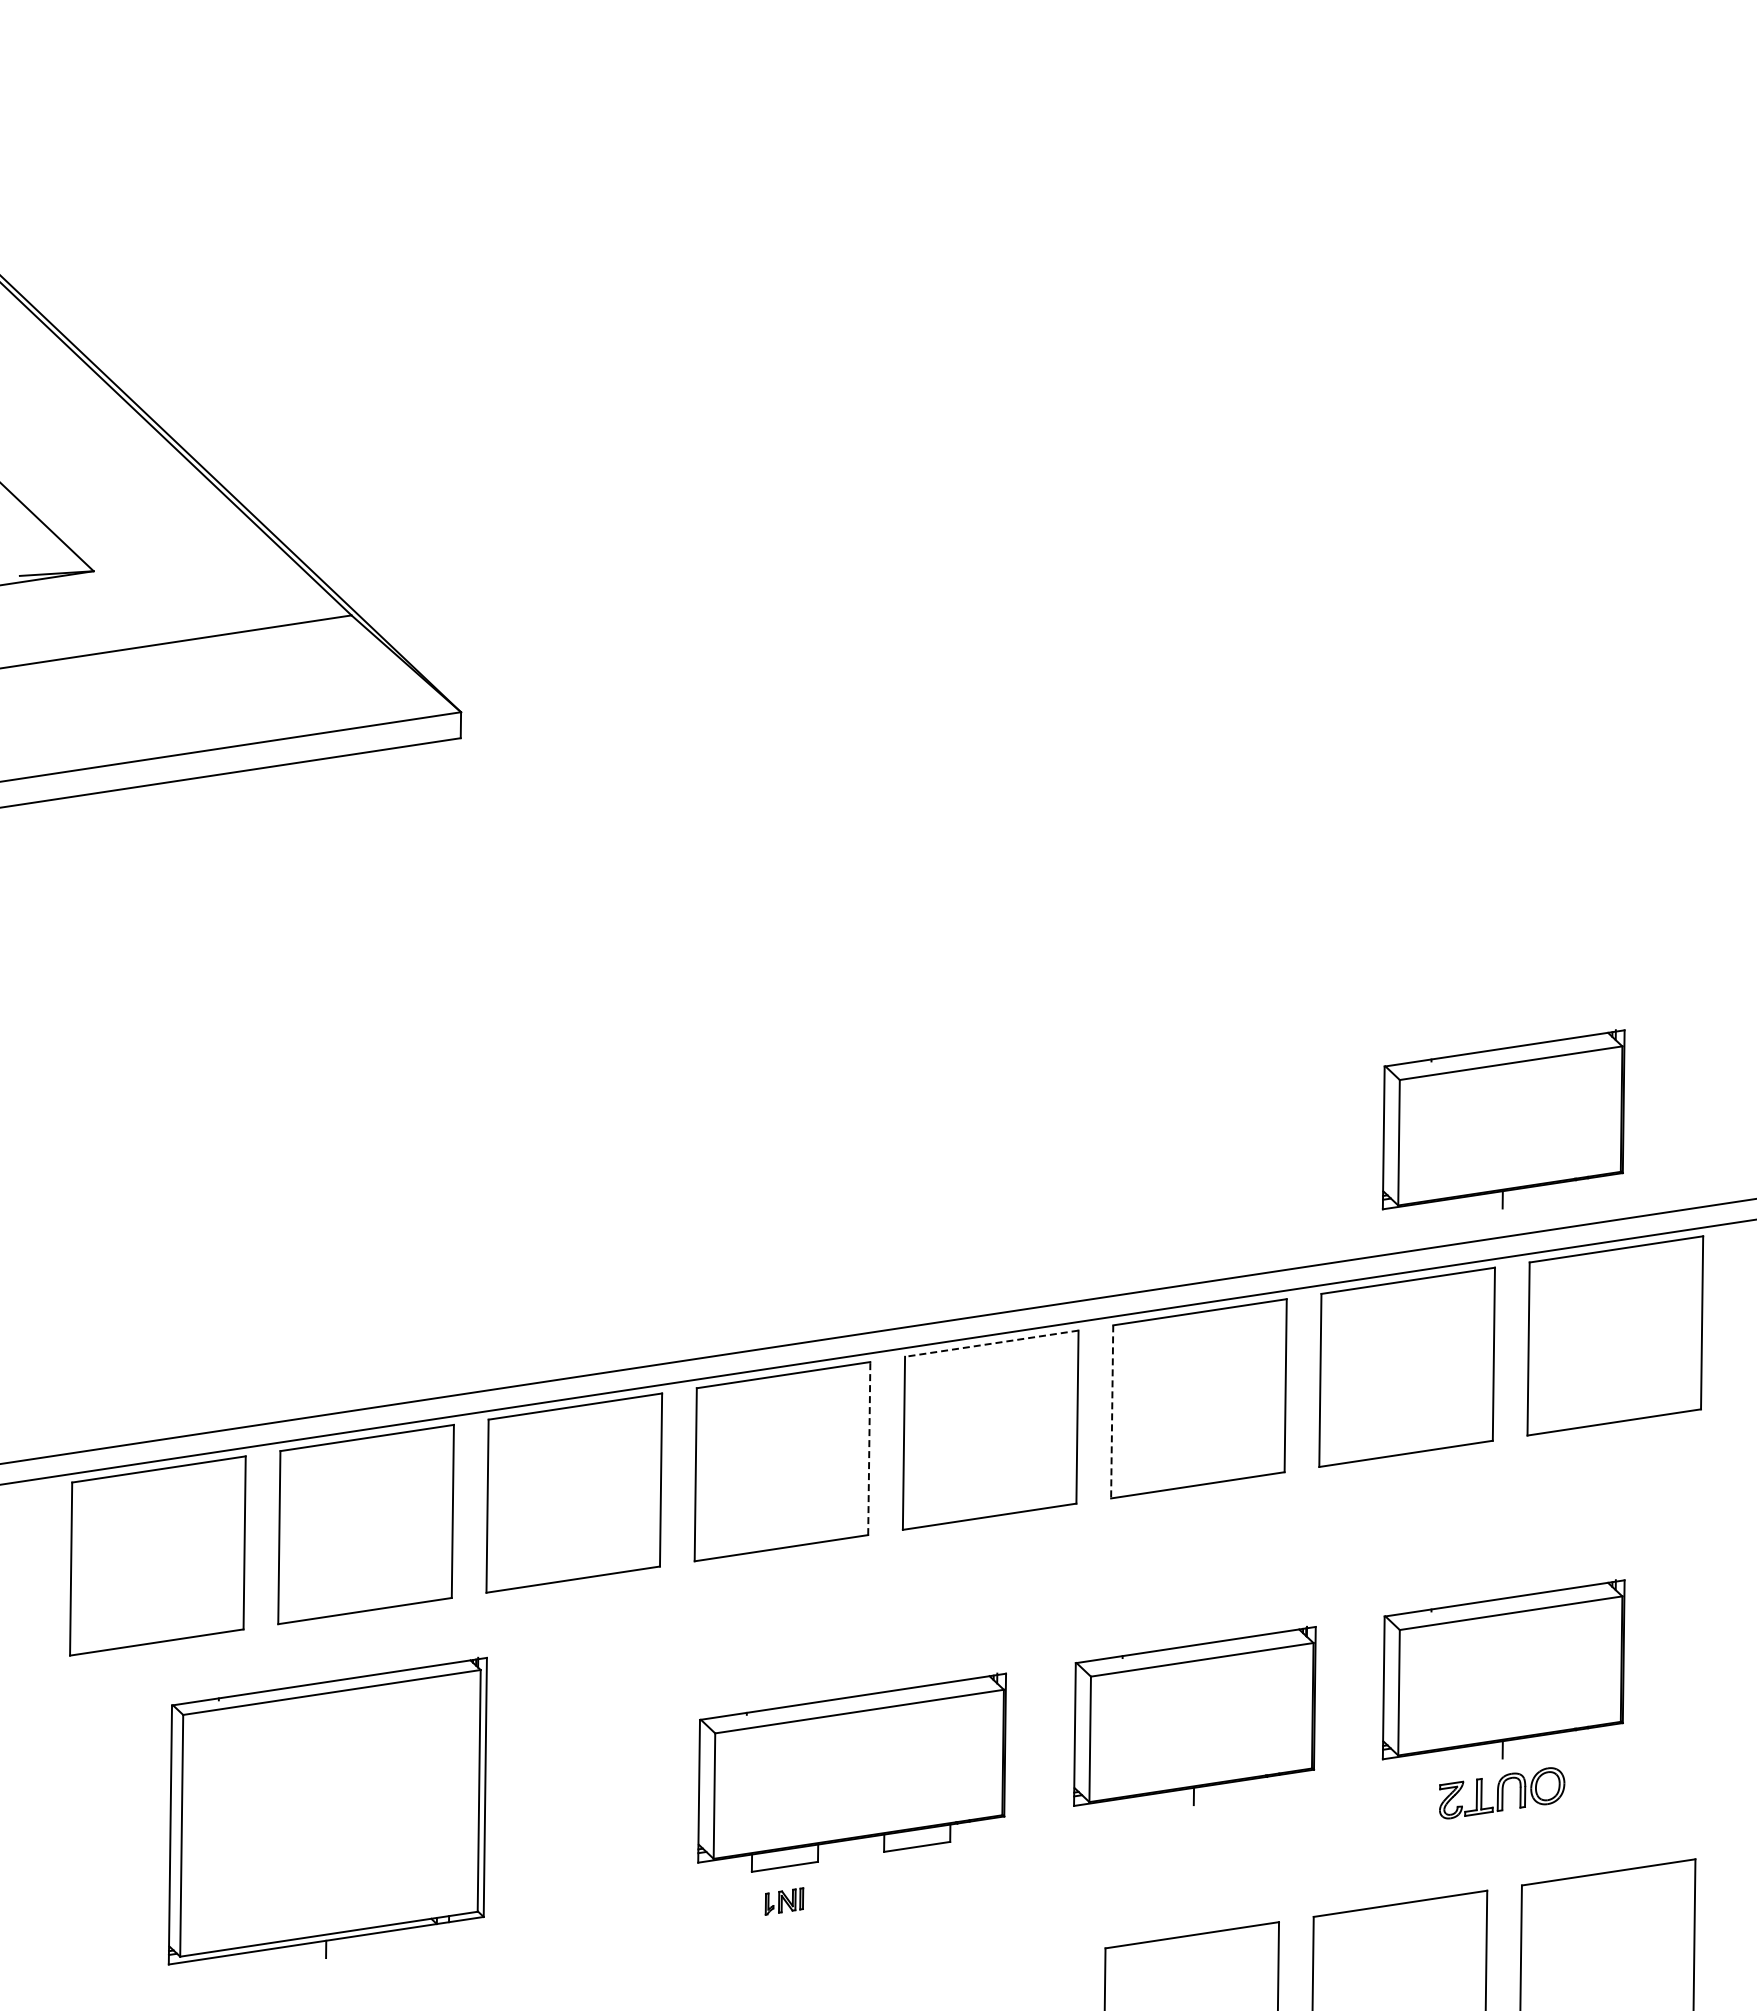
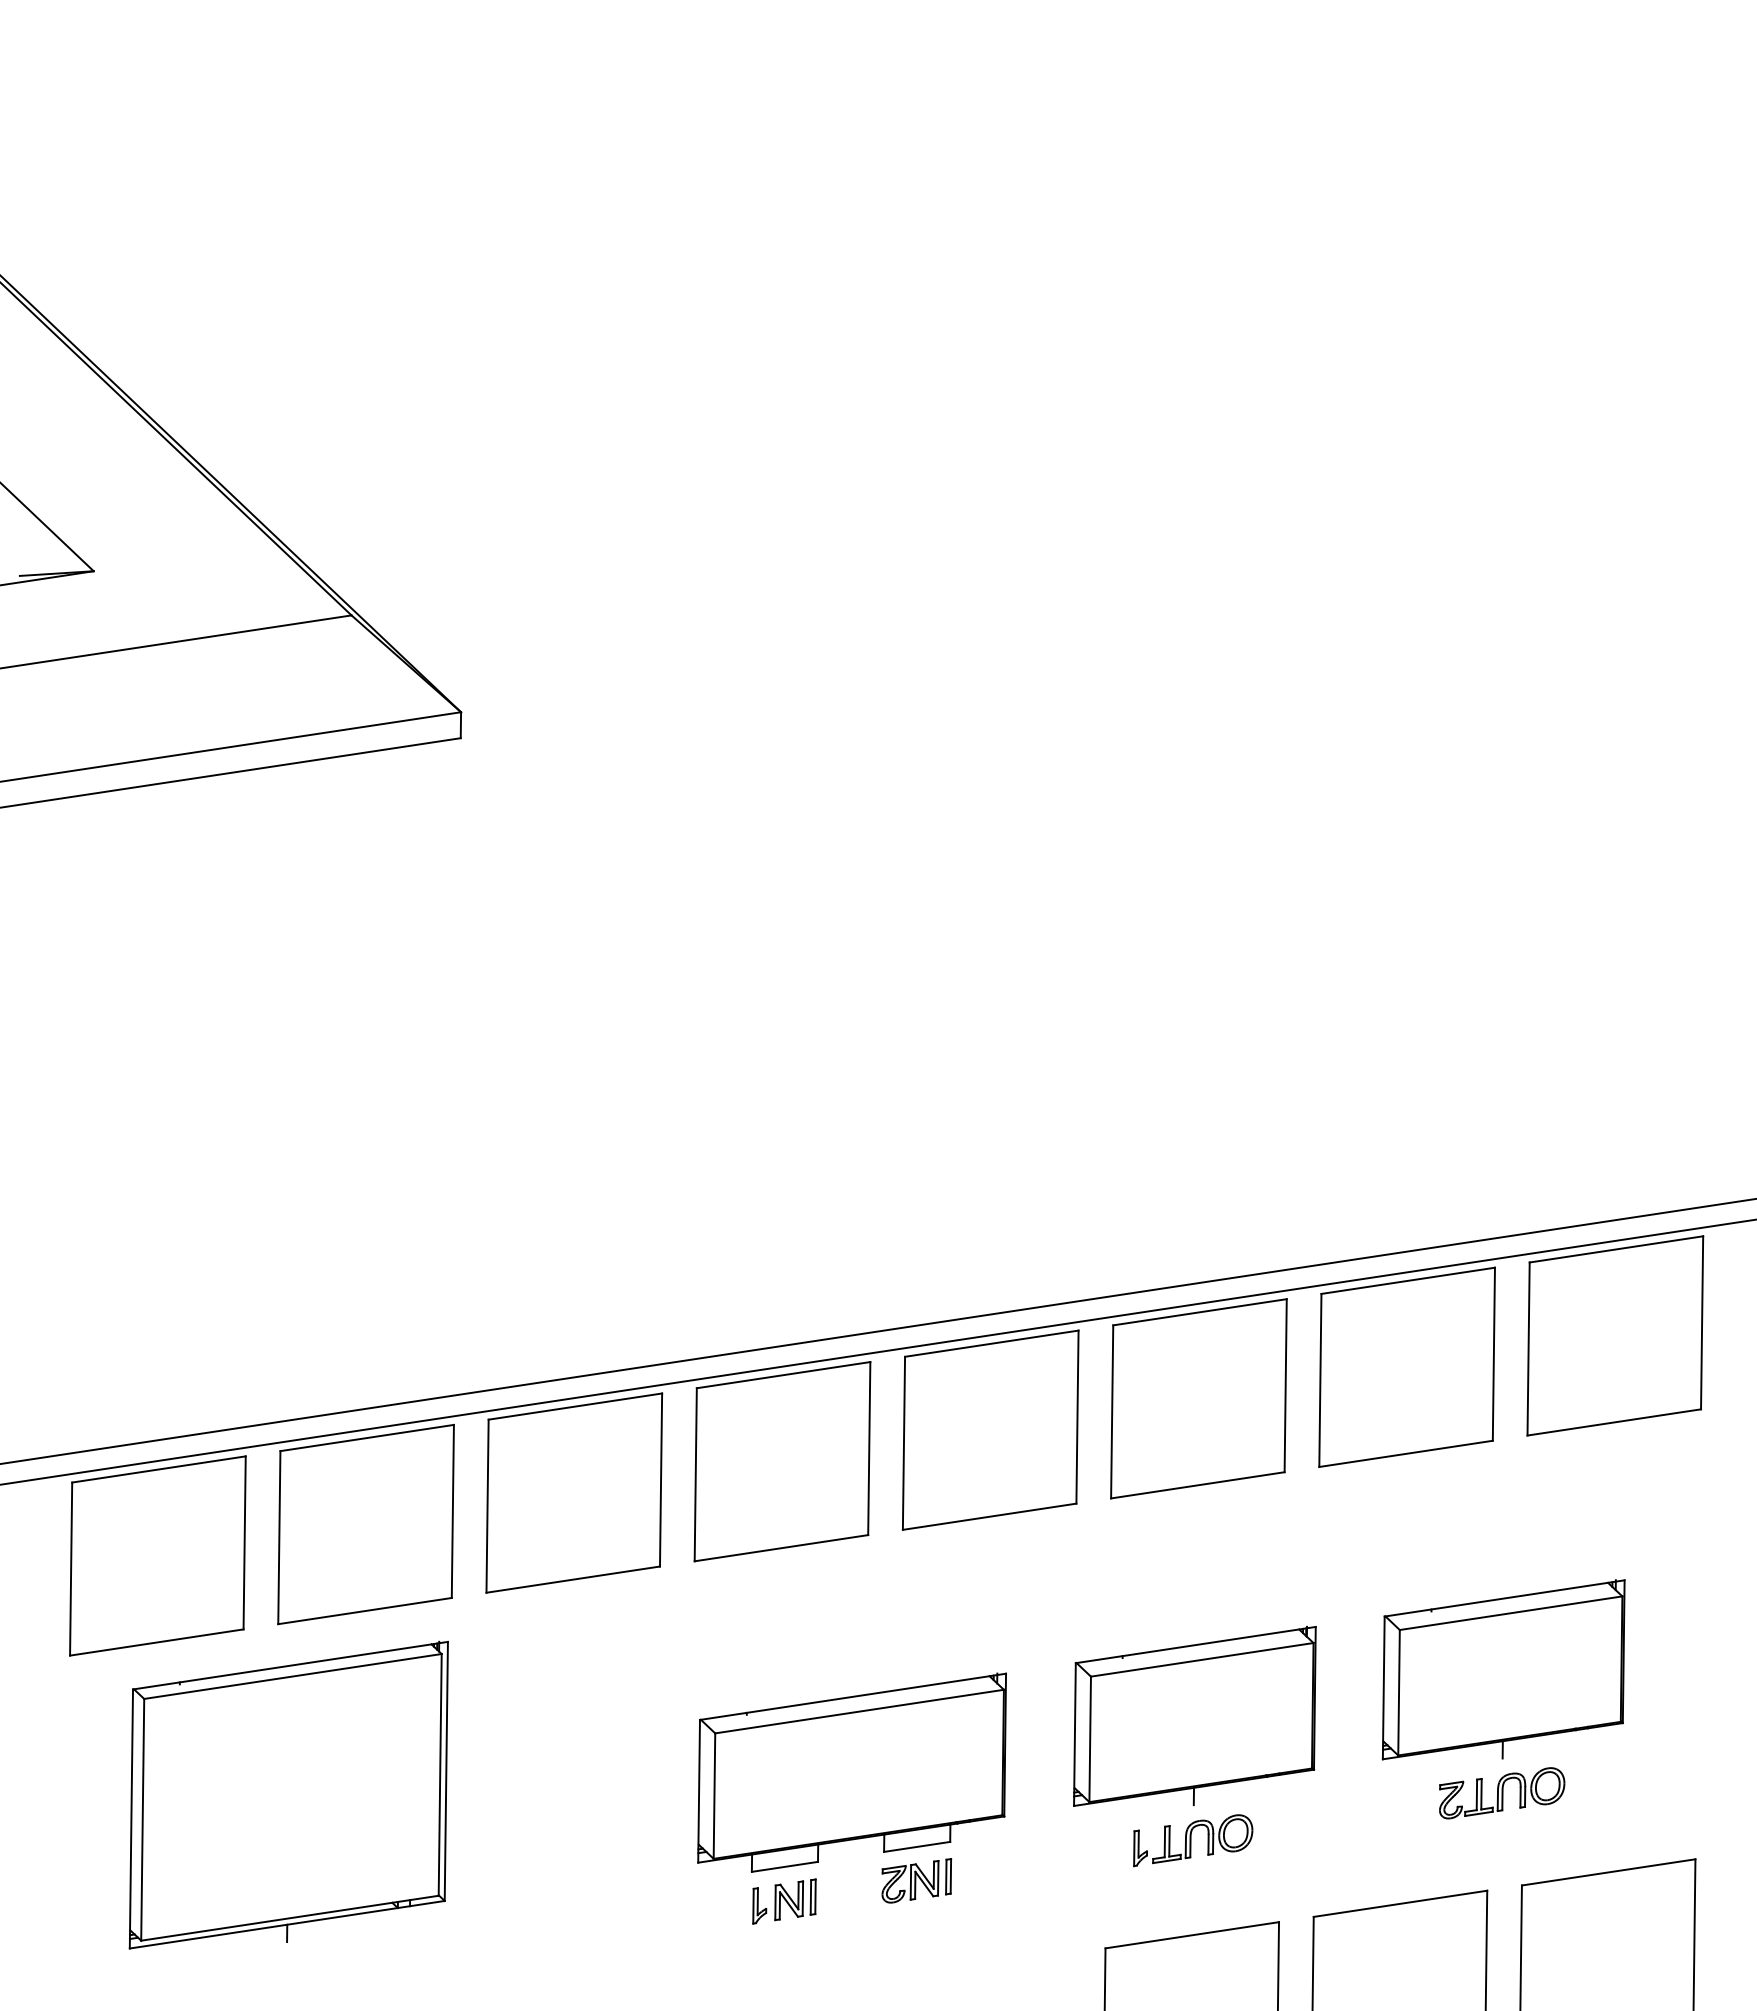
part: present -> none (1503, 1119)
line: dashed -> solid (991, 1343)
line: dashed -> solid (1112, 1411)
line: dashed -> solid (869, 1448)
part position: (327, 1810) -> (288, 1794) (288, 1794)
part: none -> present (1193, 1840)
part: none -> present (916, 1880)
part size: 41x29 px -> 65x47 px (784, 1901)
